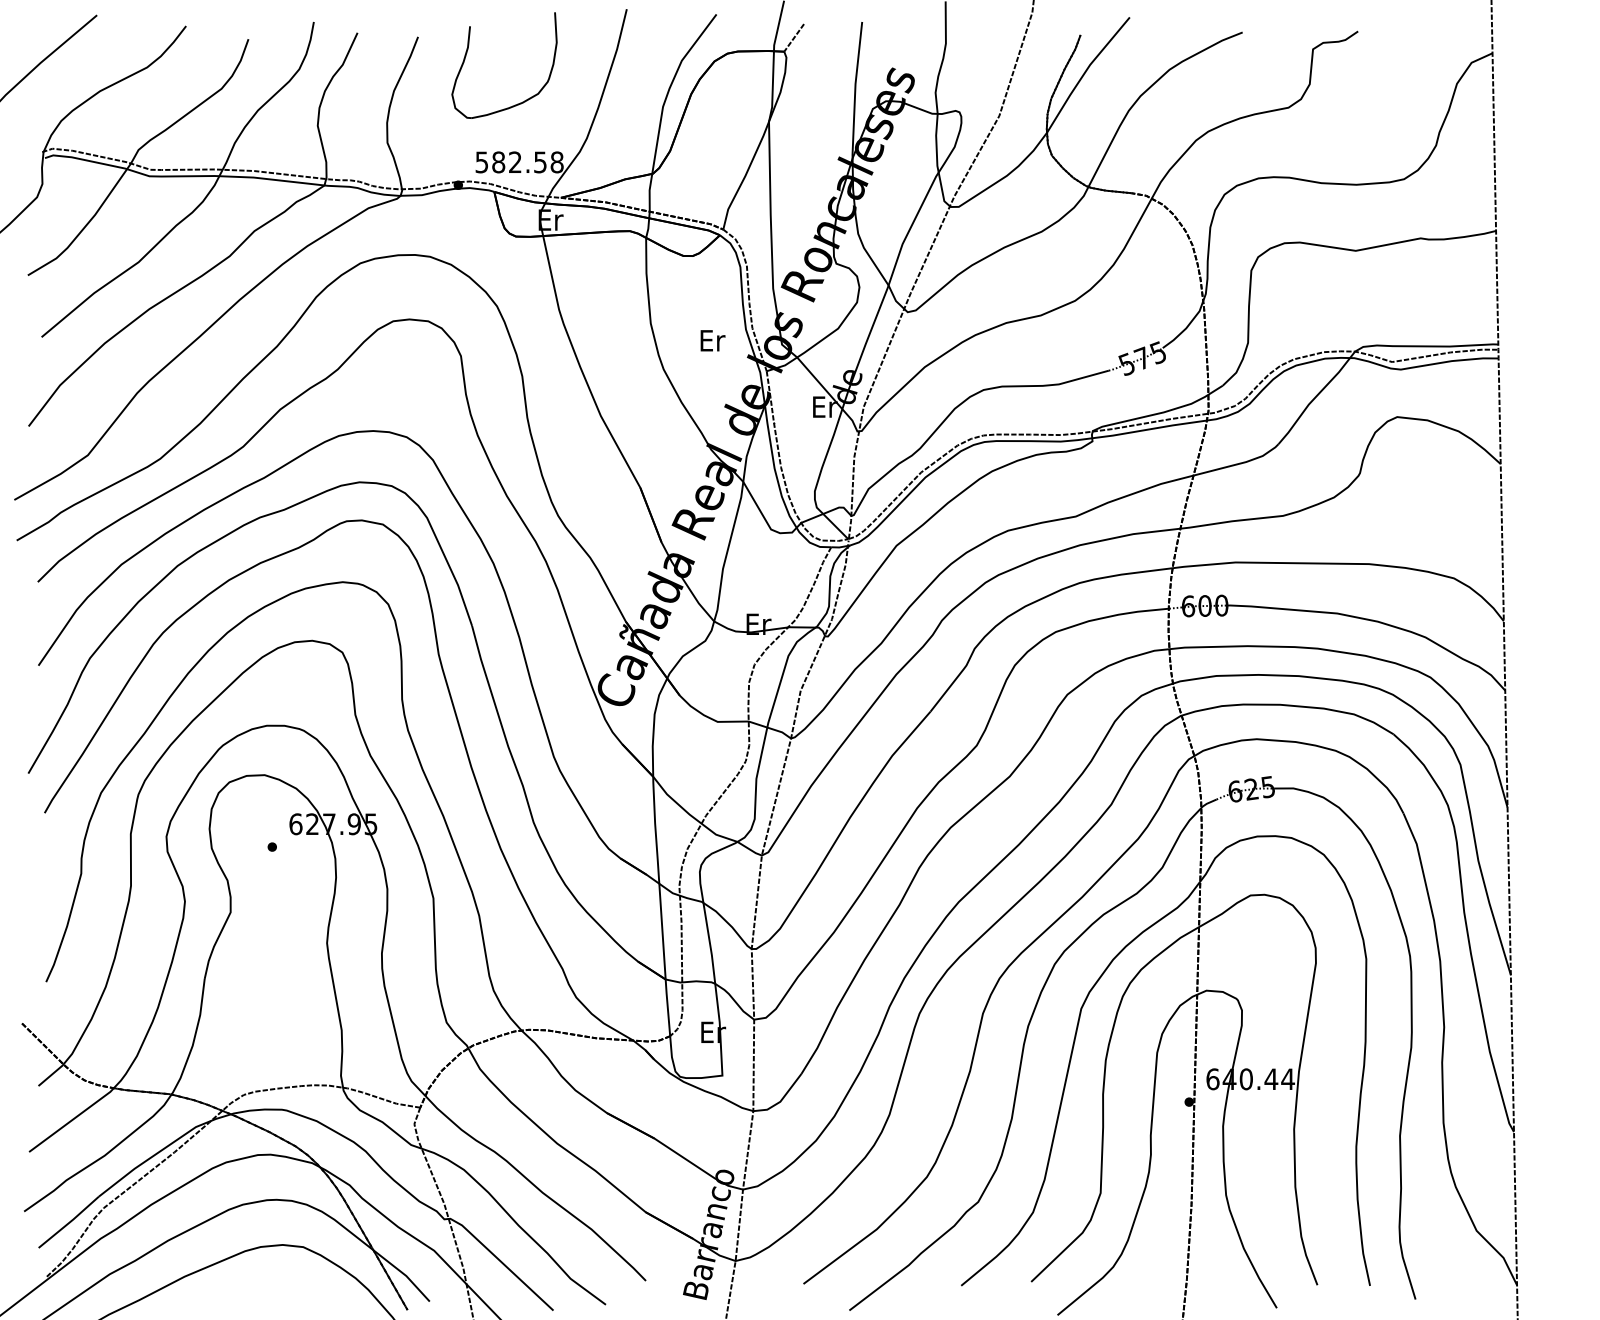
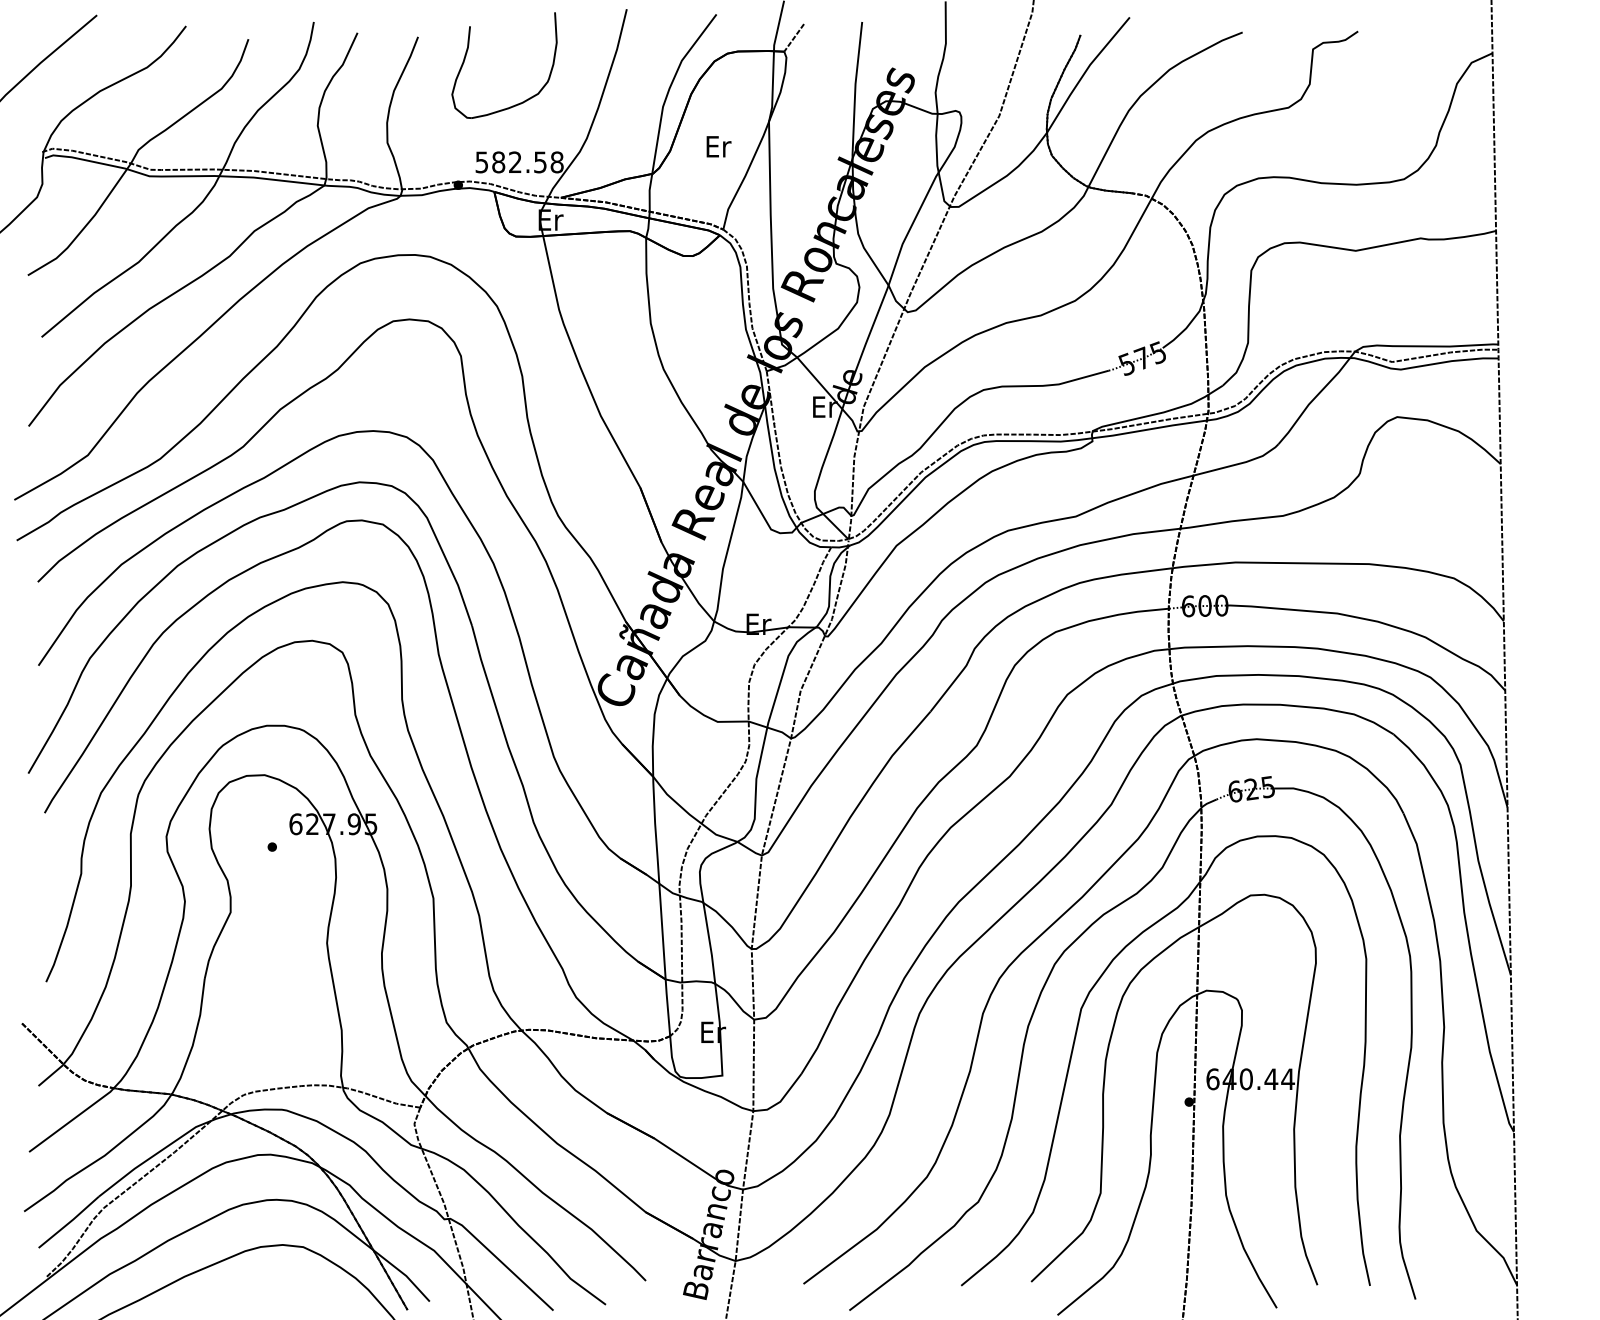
text position: (712, 340) -> (718, 146) (718, 146)
